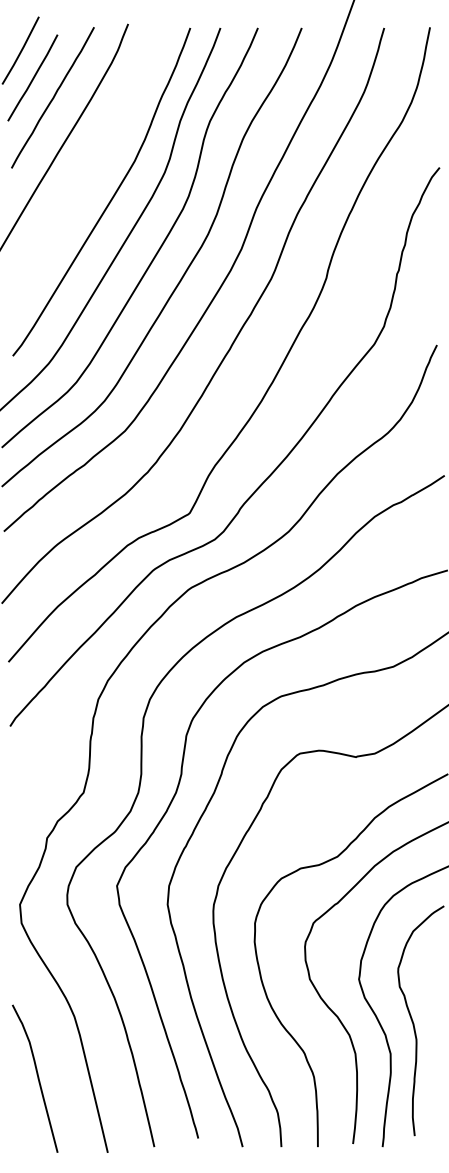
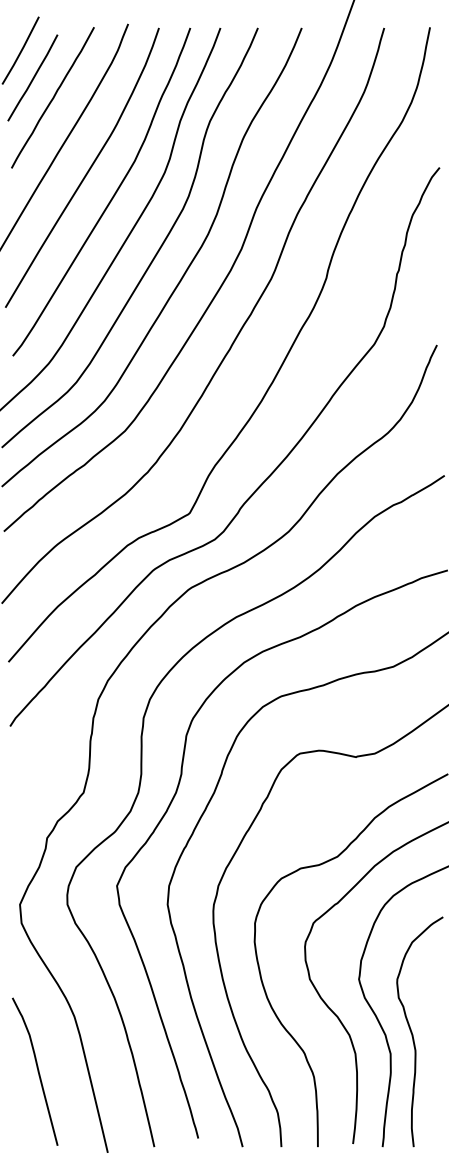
curve: none -> present (87, 170)
curve position: (414, 1023) -> (413, 1034) (413, 1034)
curve position: (37, 1078) -> (37, 1071) (37, 1071)
